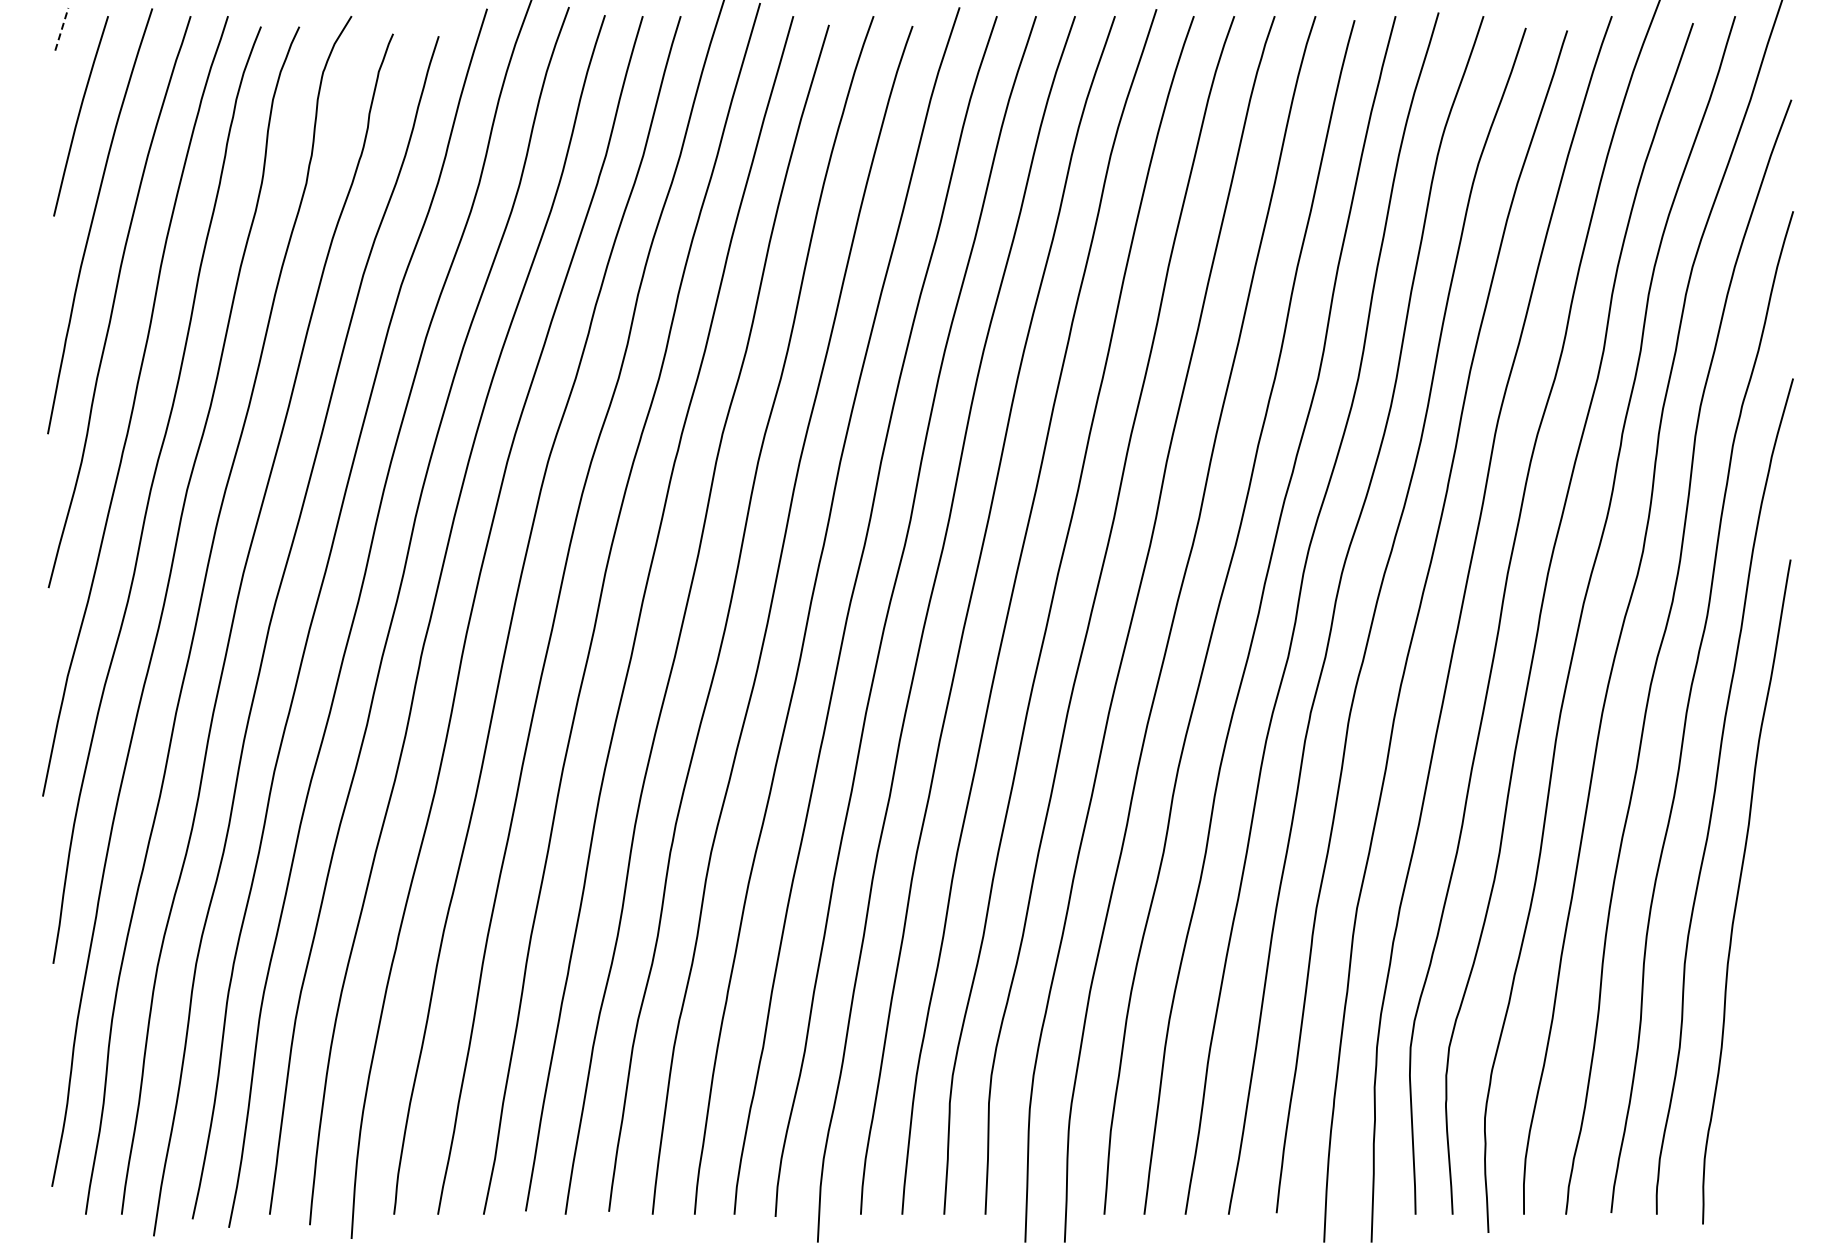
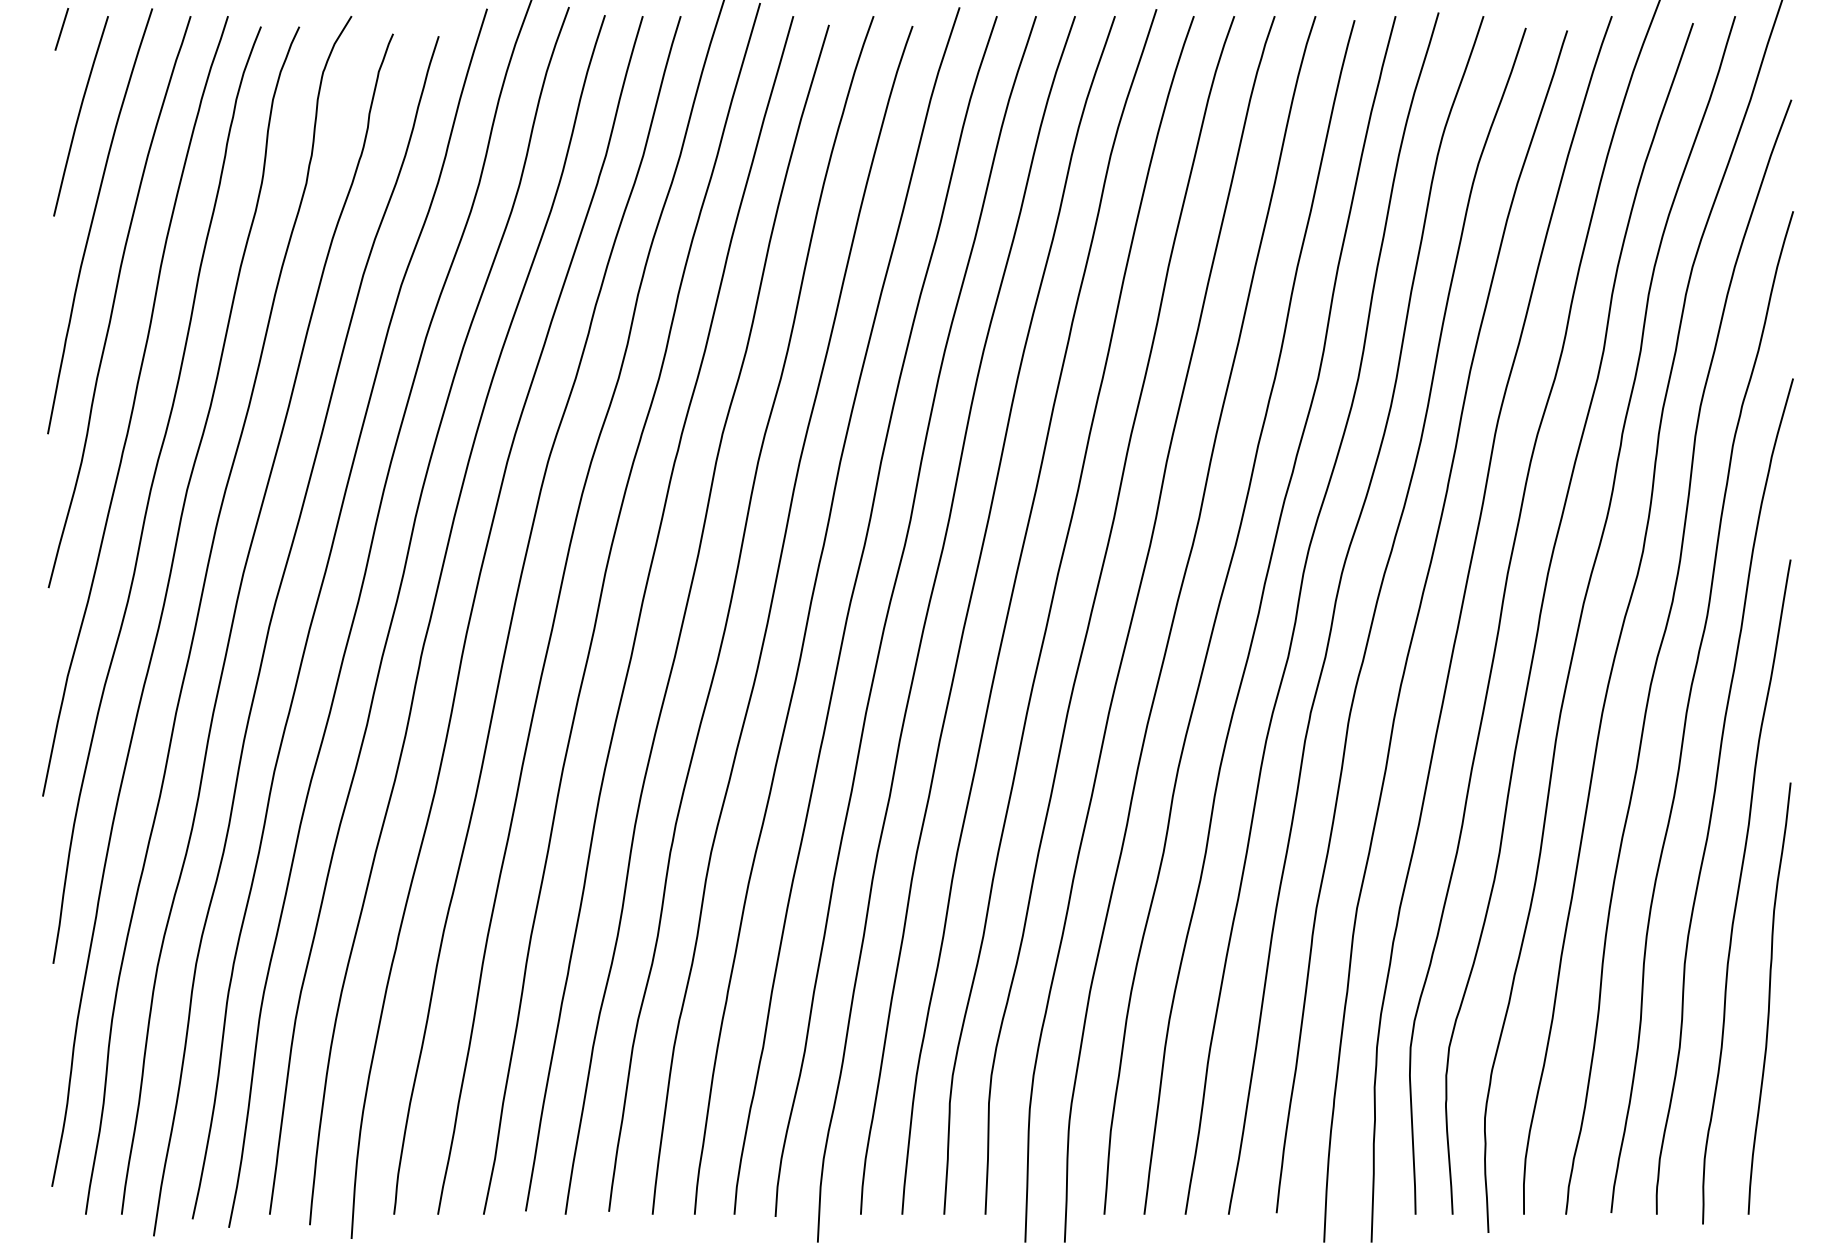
line: dashed -> solid (61, 28)
curve: none -> present (1769, 998)
